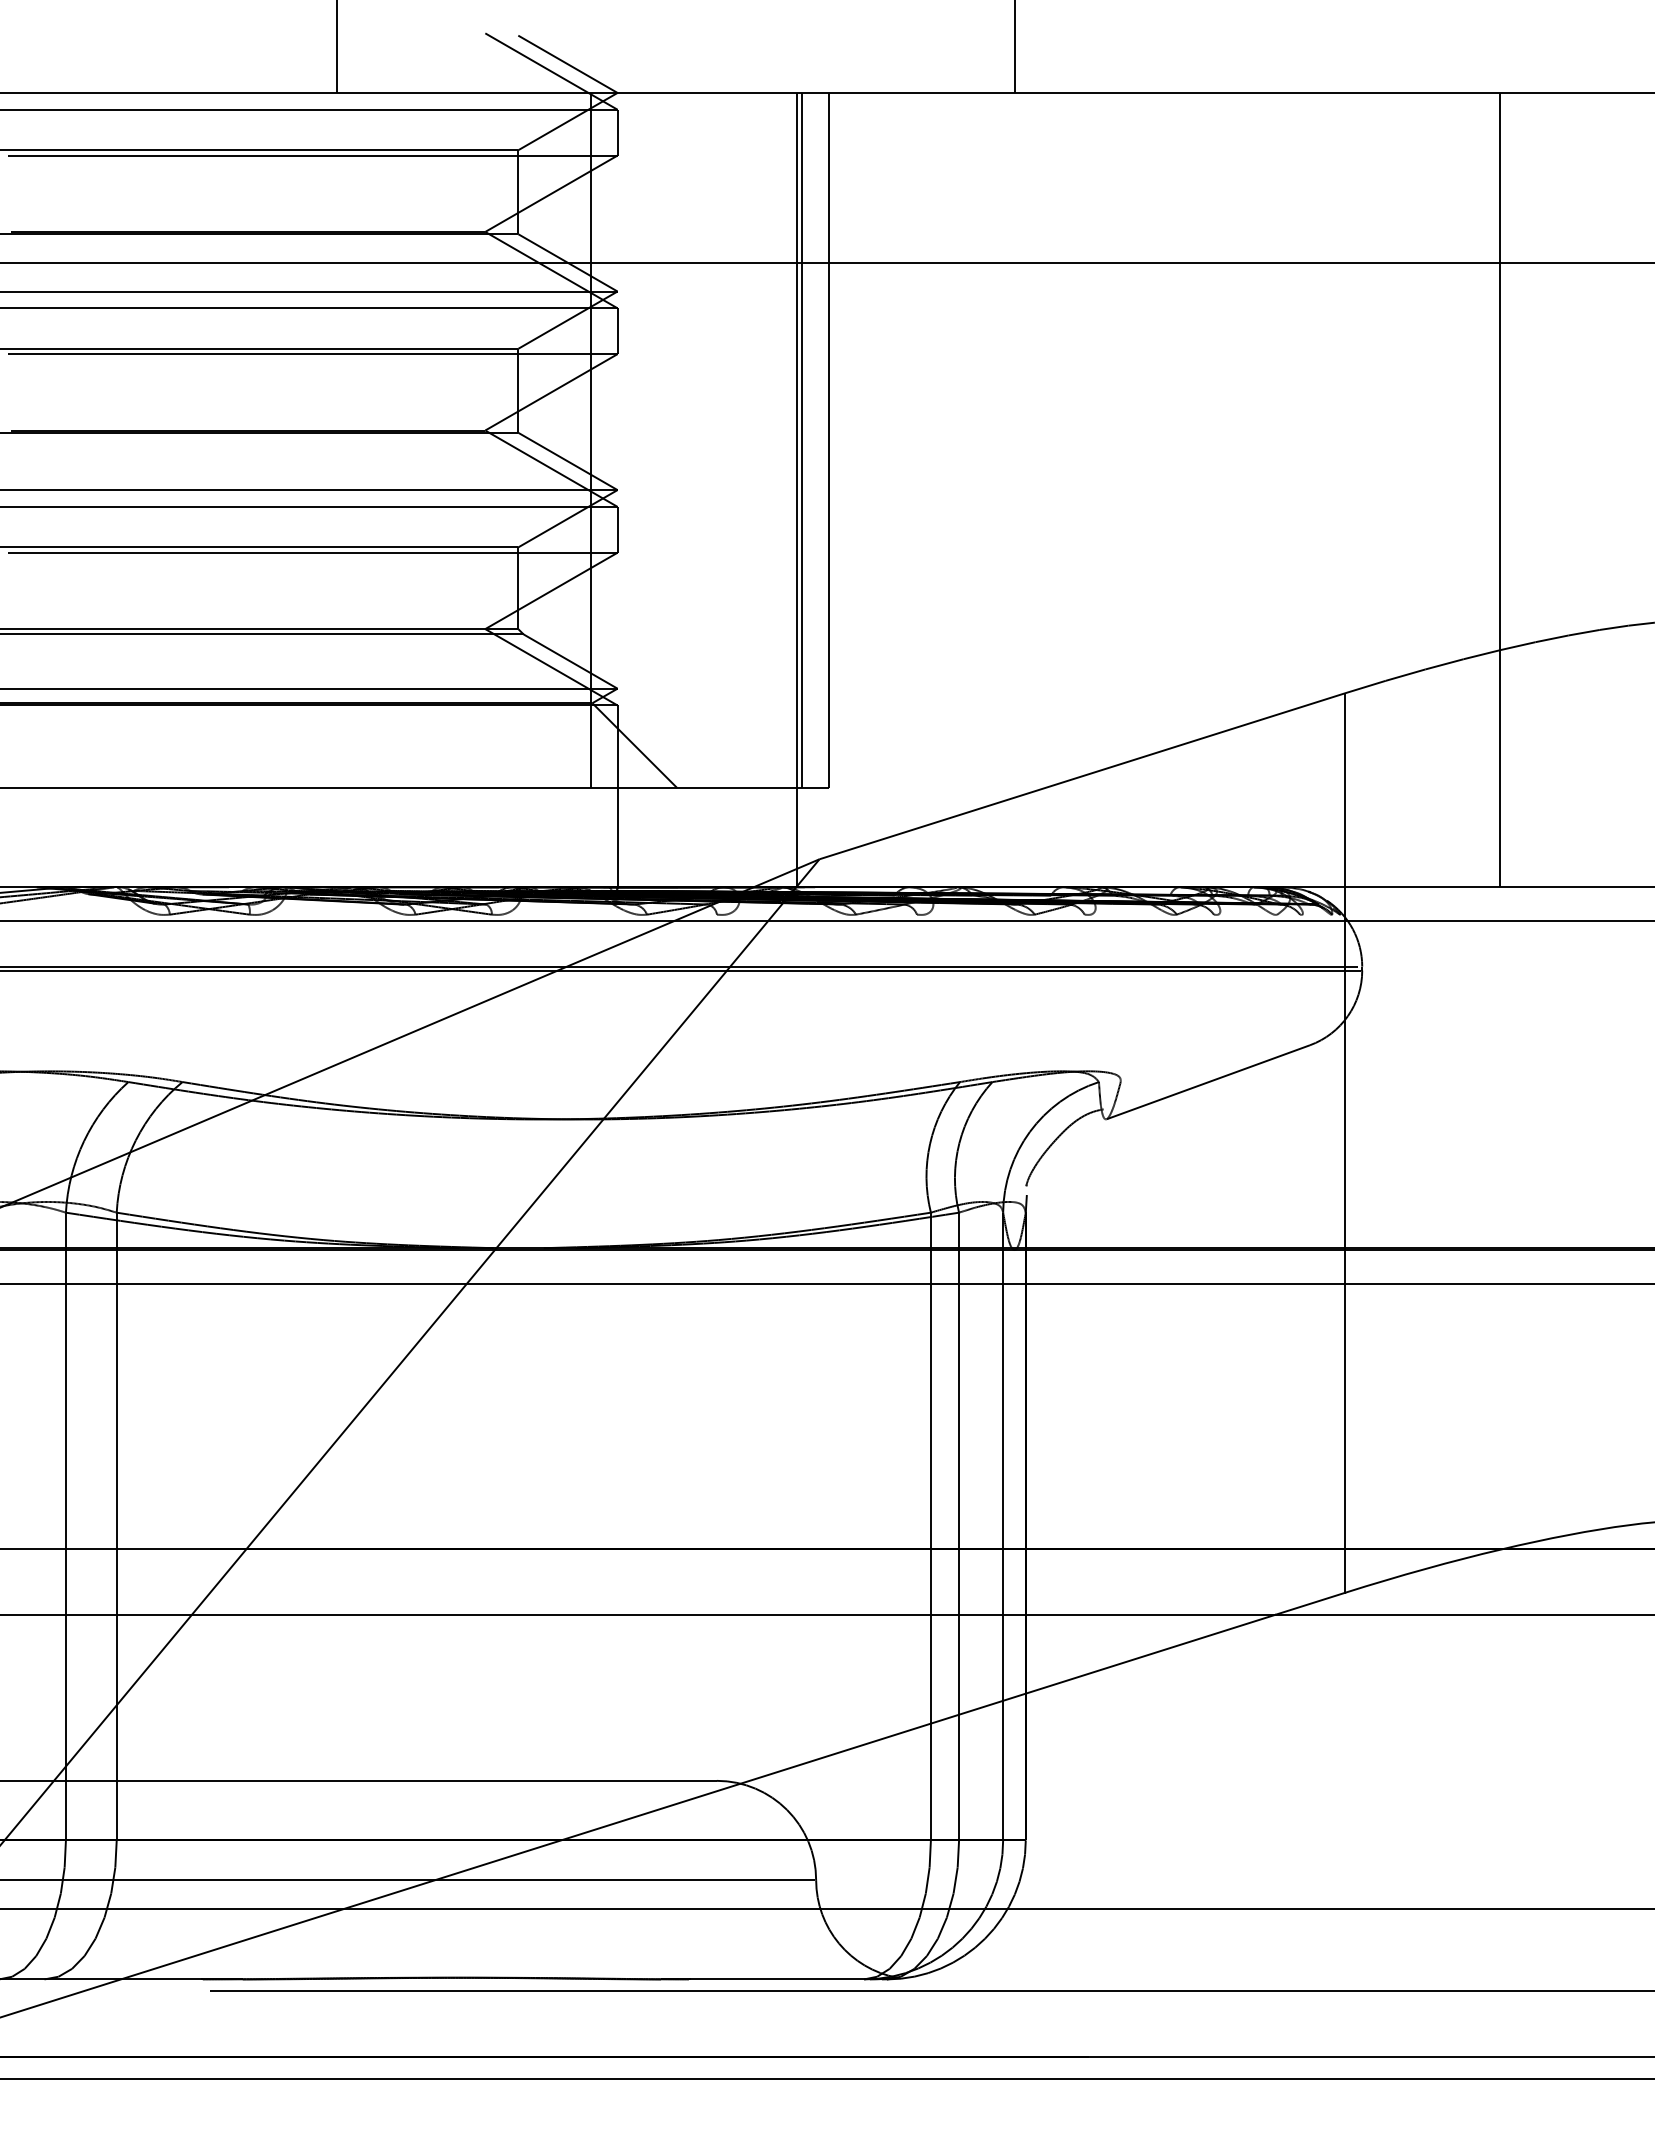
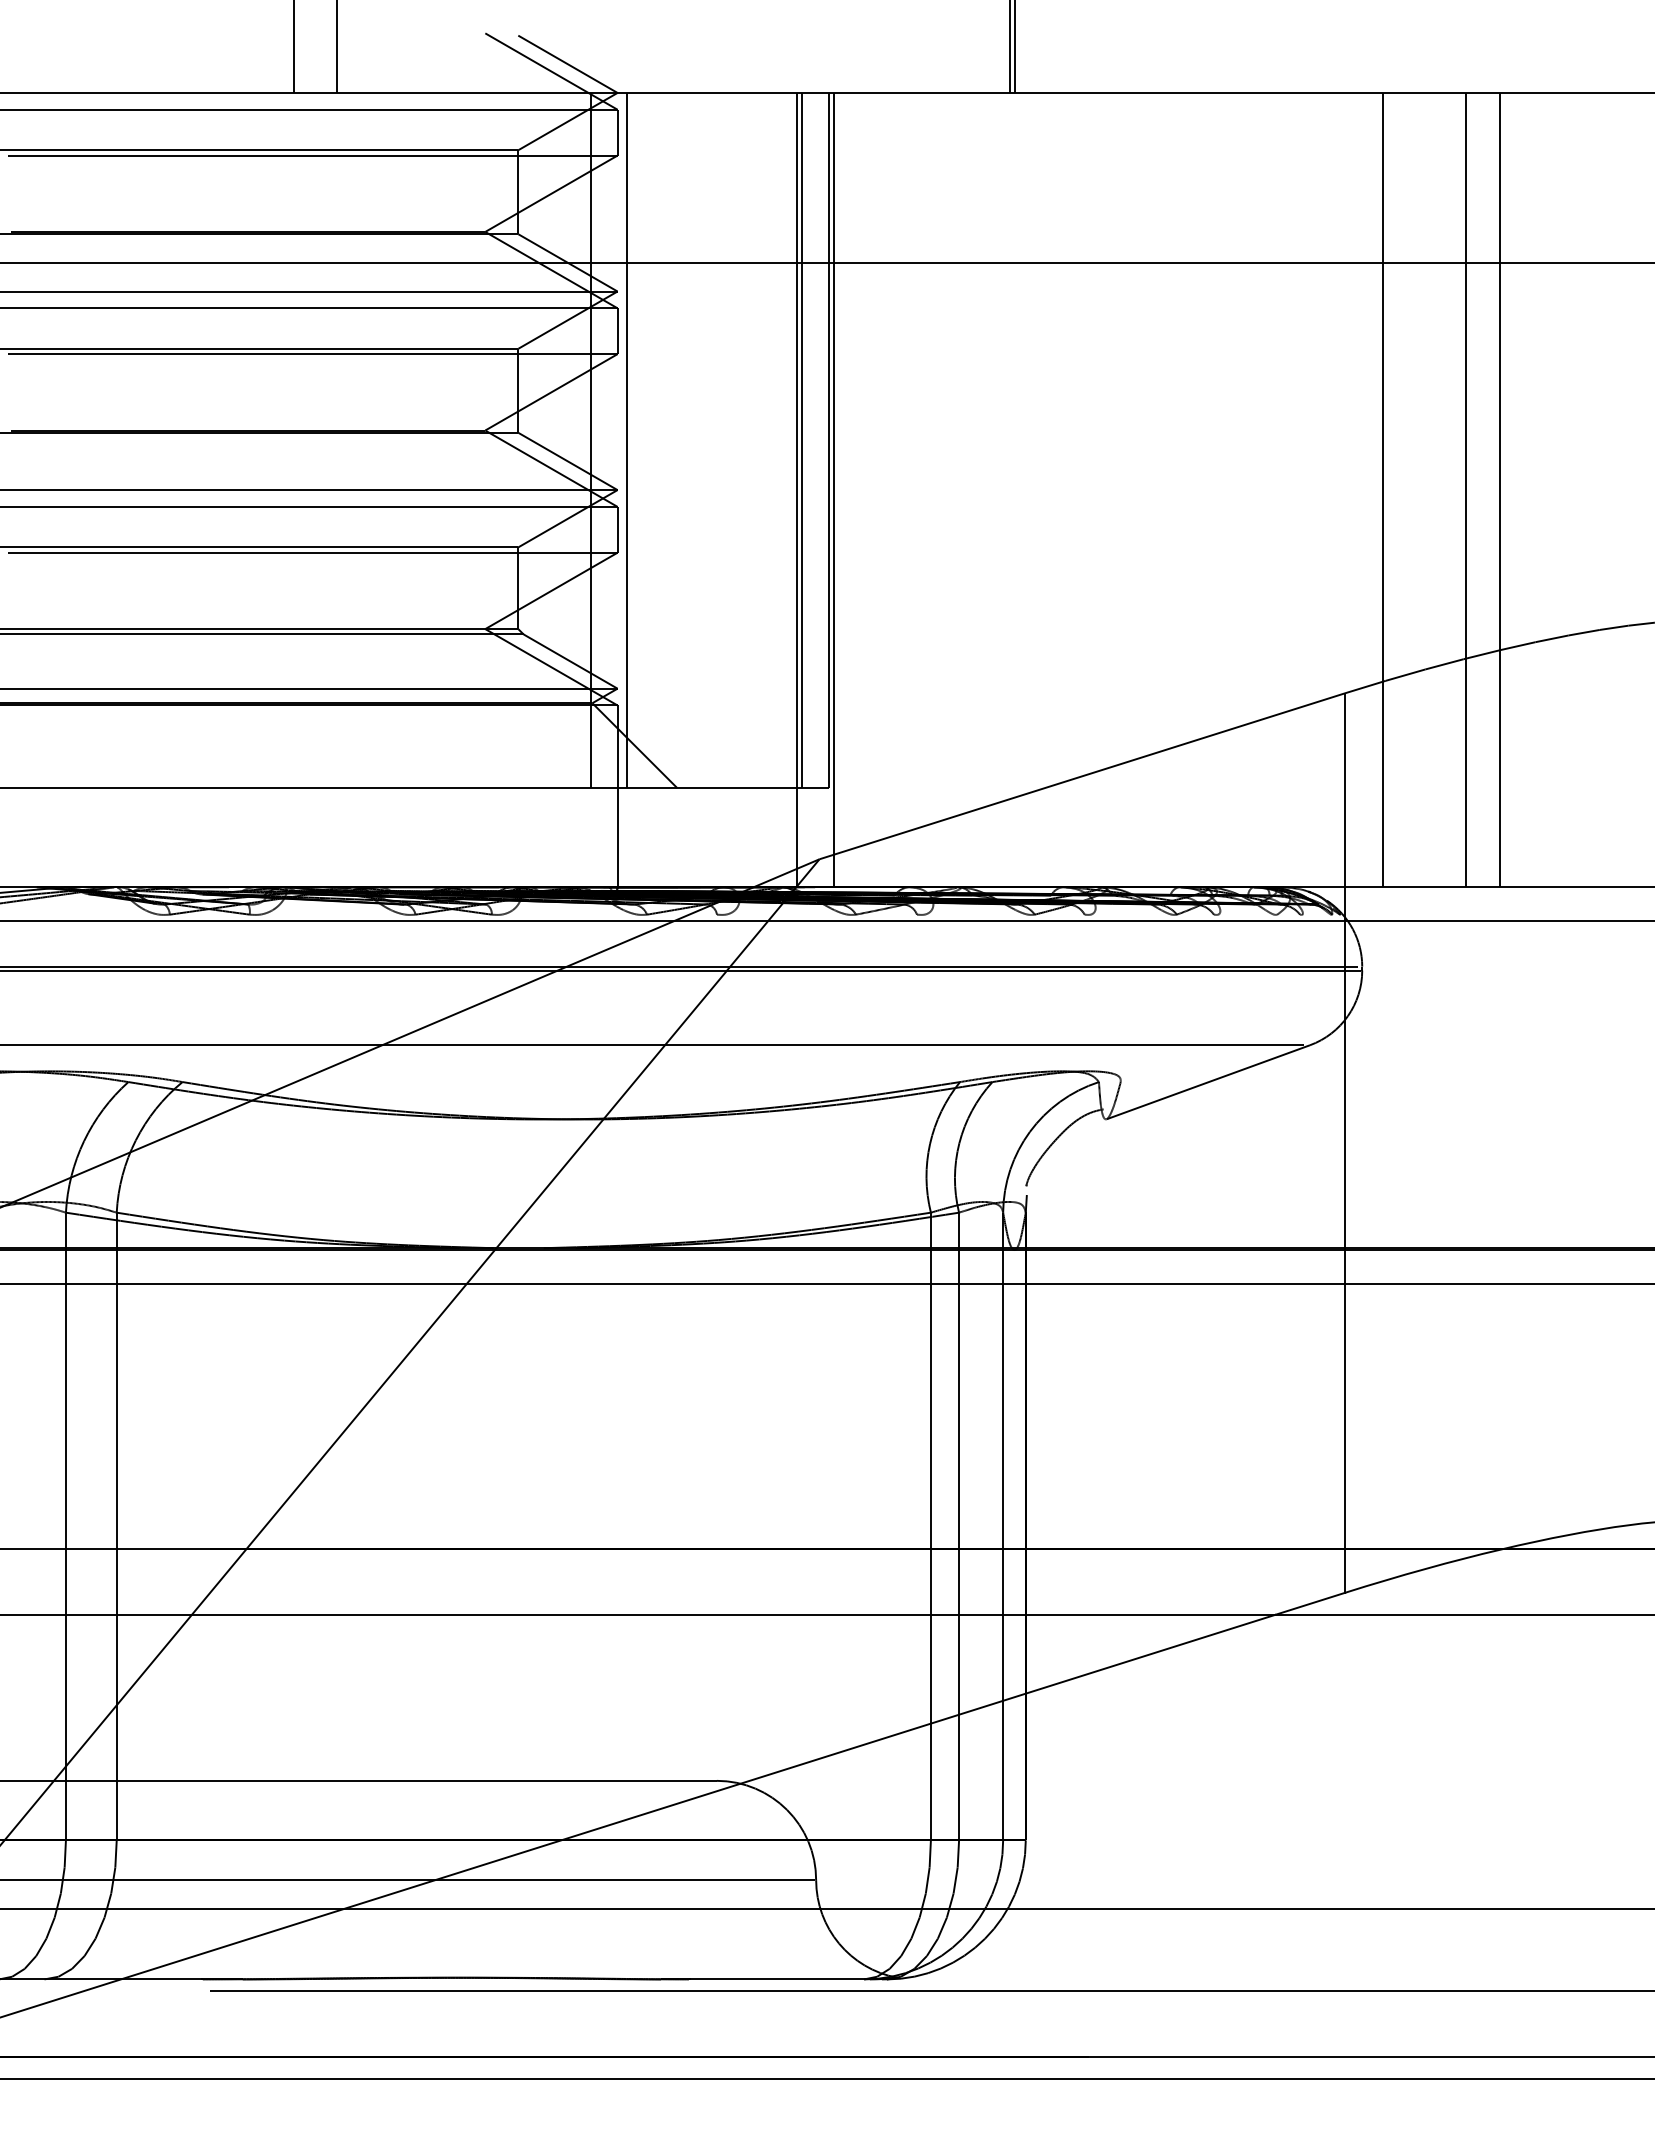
line: none -> present (293, 47)
line: none -> present (1009, 47)
line: none -> present (627, 439)
line: none -> present (834, 489)
line: none -> present (1382, 489)
line: none -> present (1466, 489)
line: none -> present (652, 1045)
